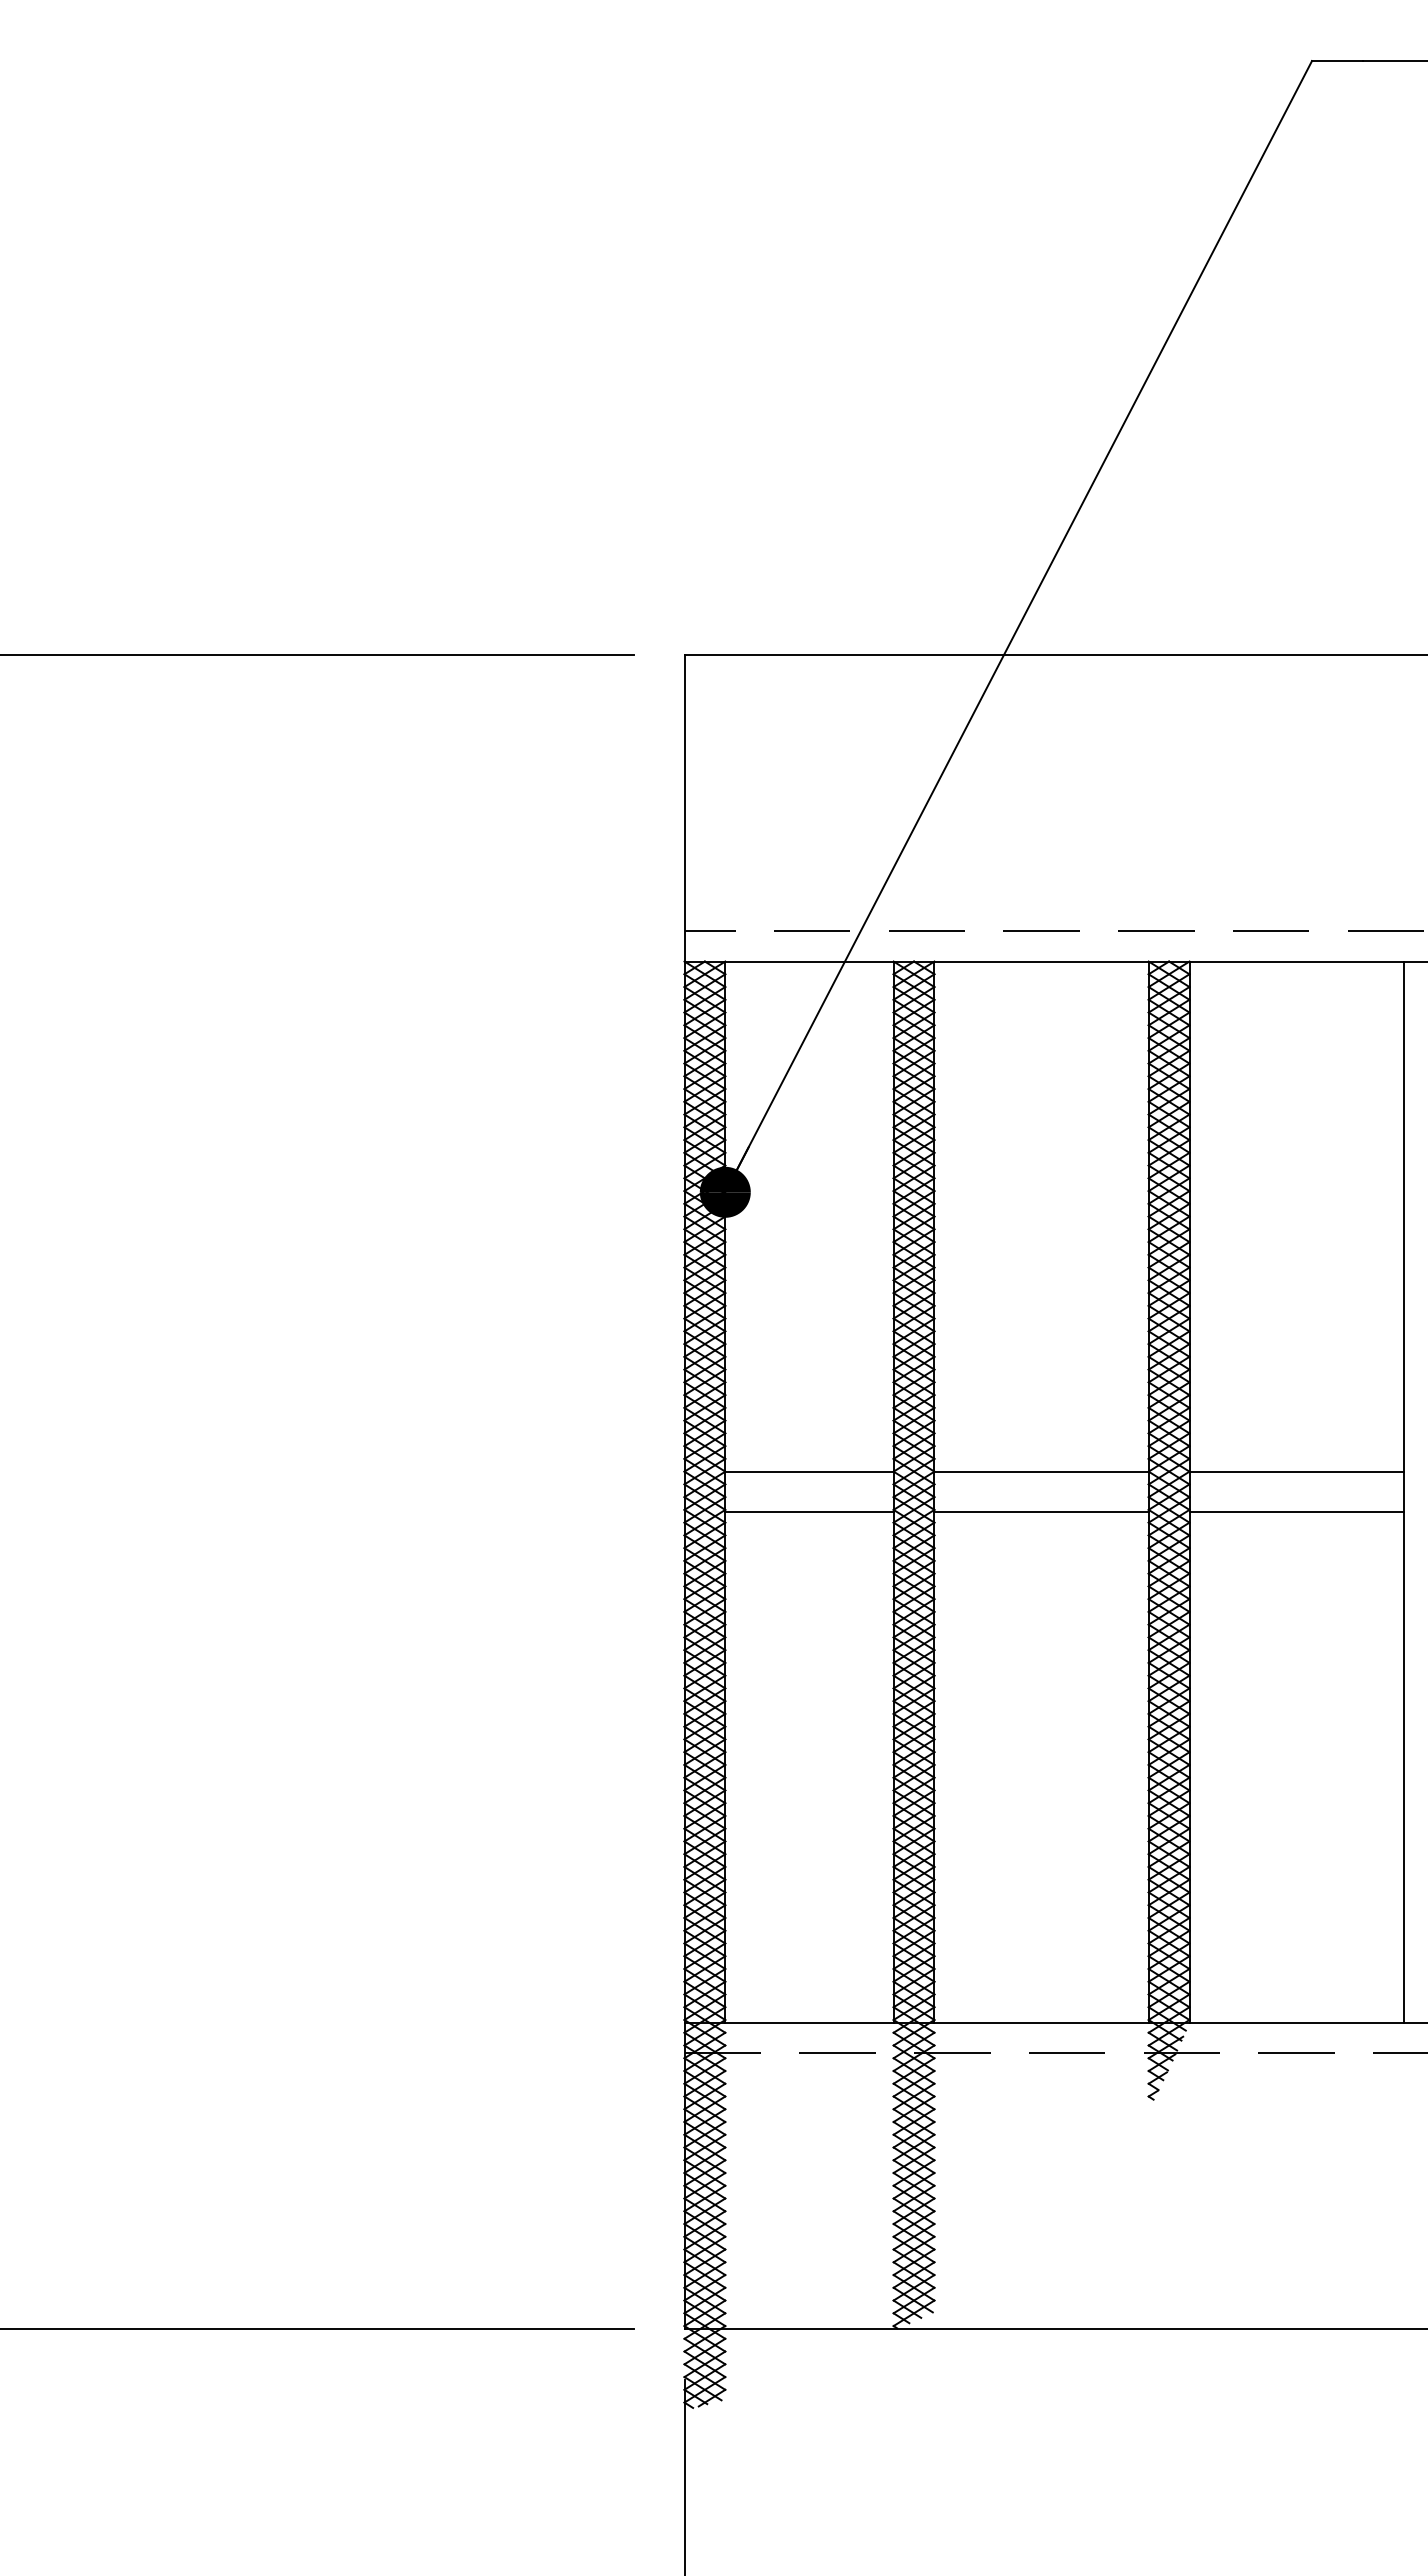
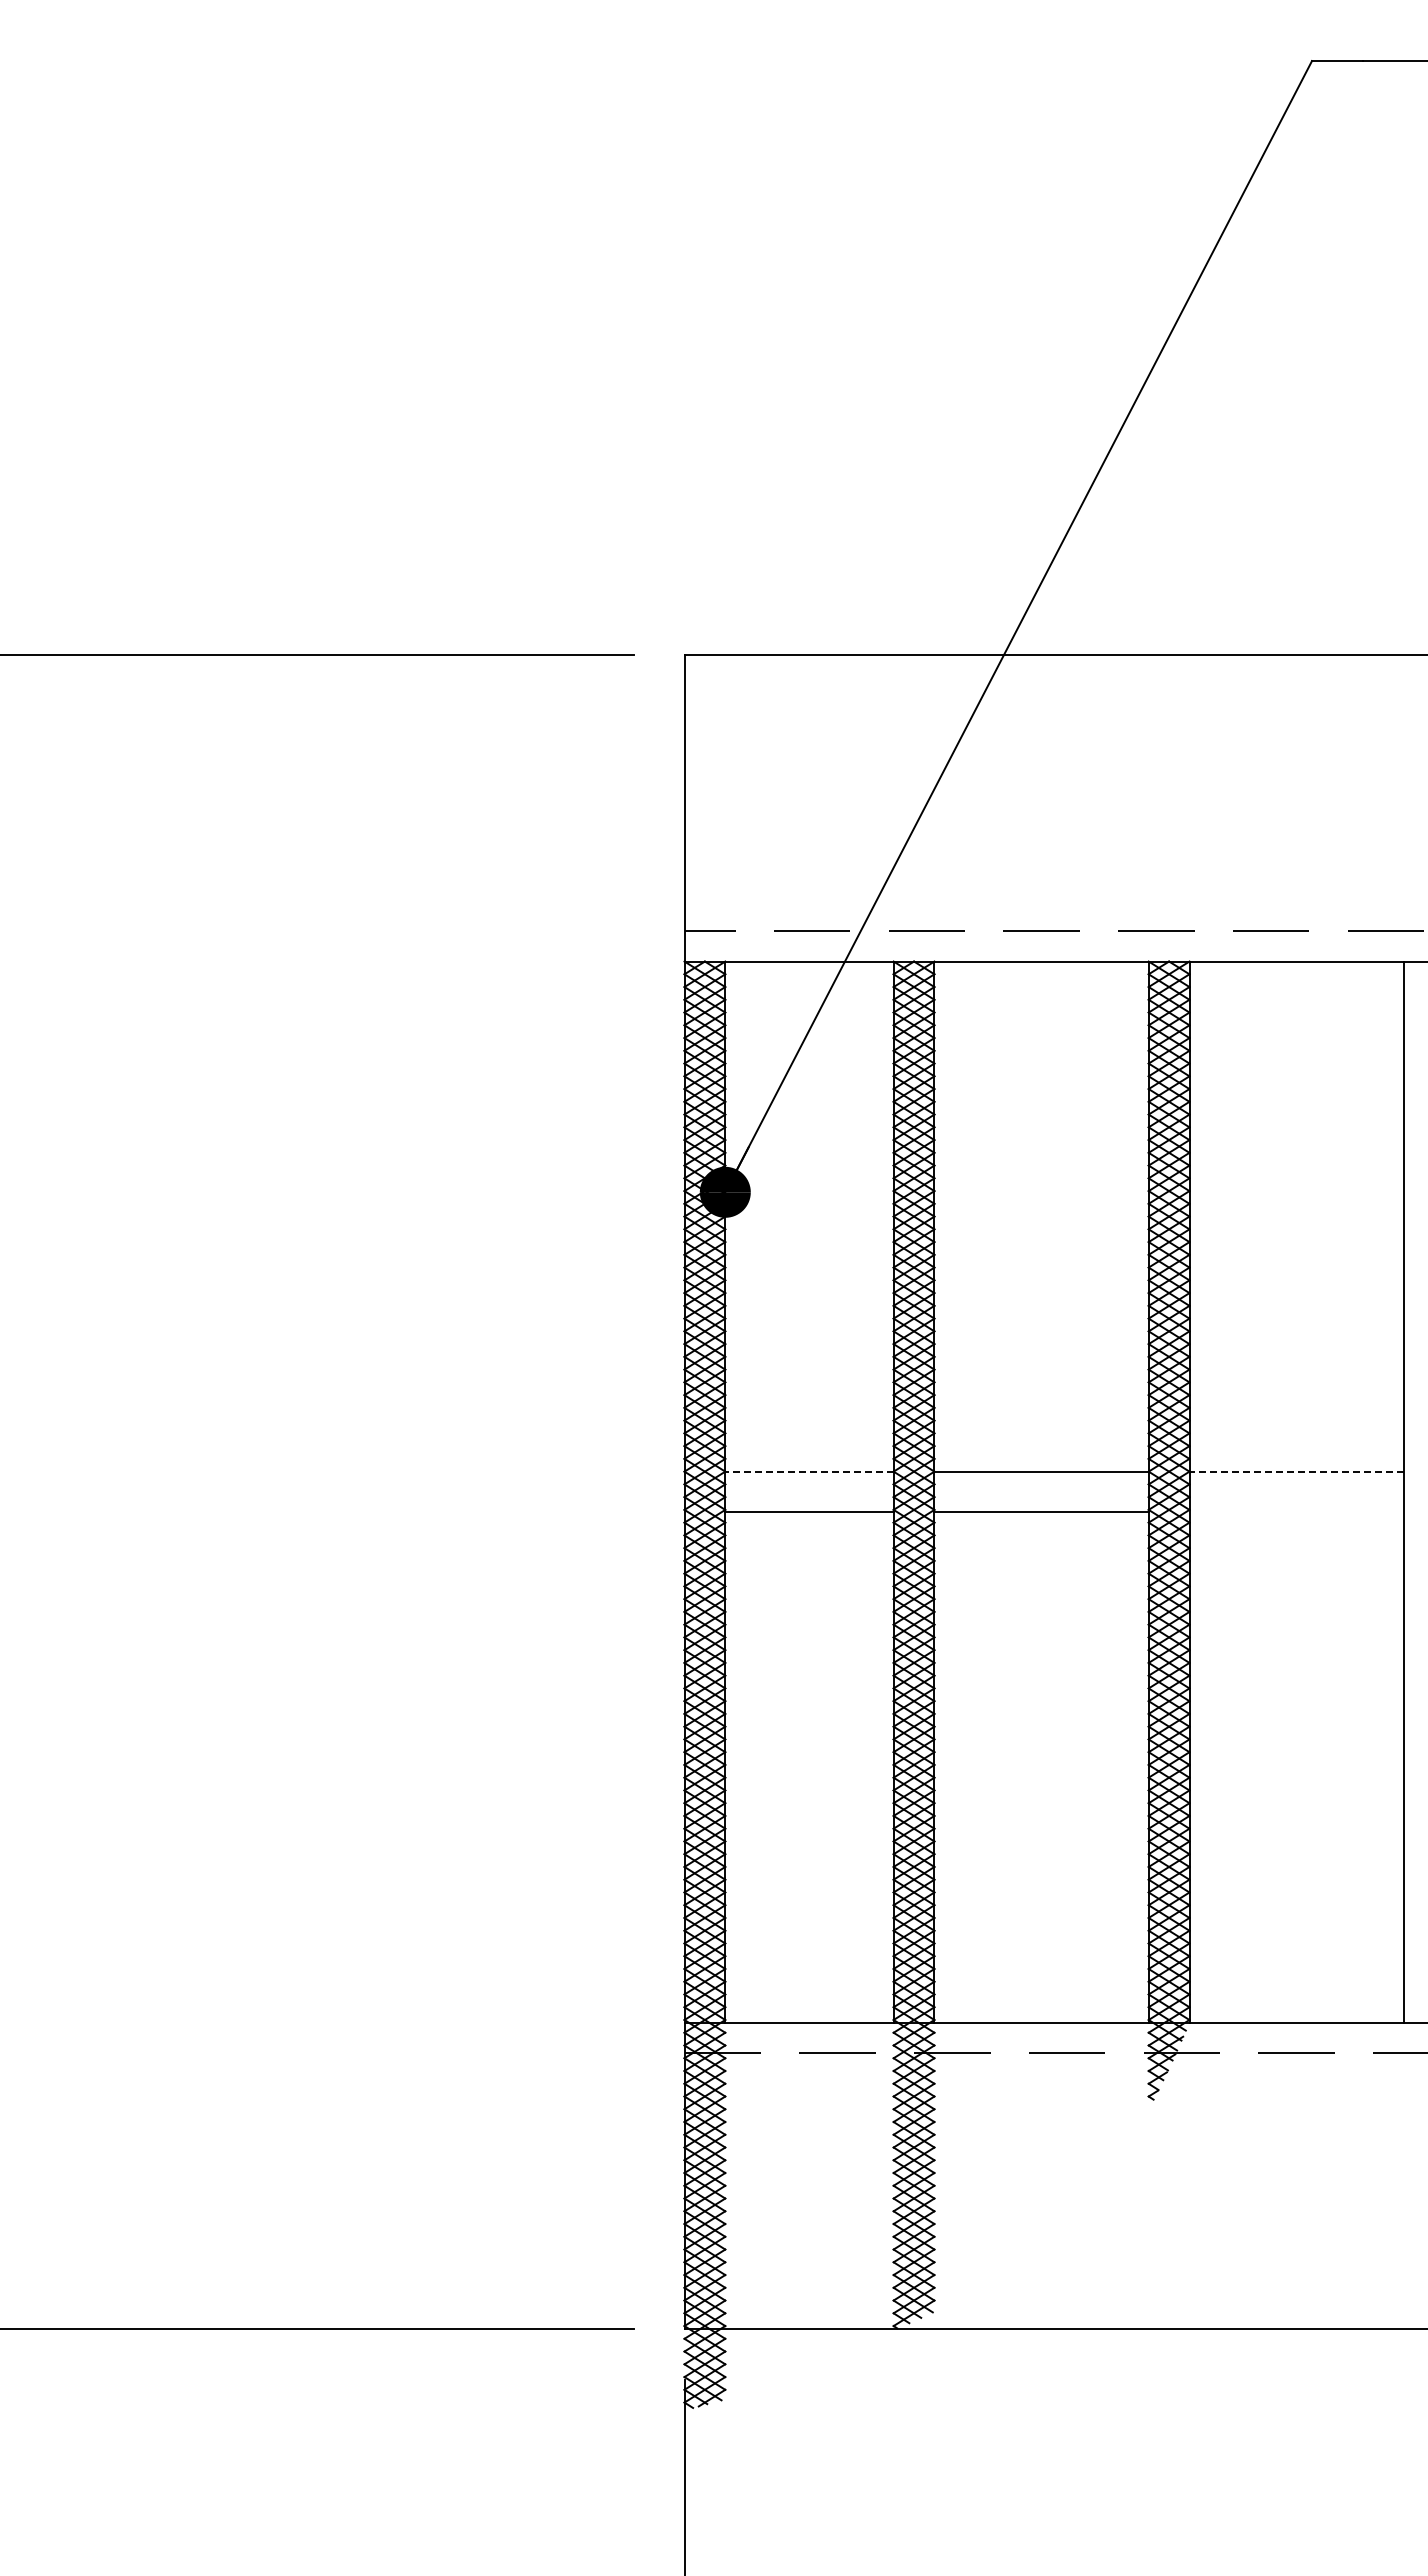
line: solid -> dashed (808, 1471)
line: solid -> dashed (1296, 1471)
line: present -> none (1296, 1512)
